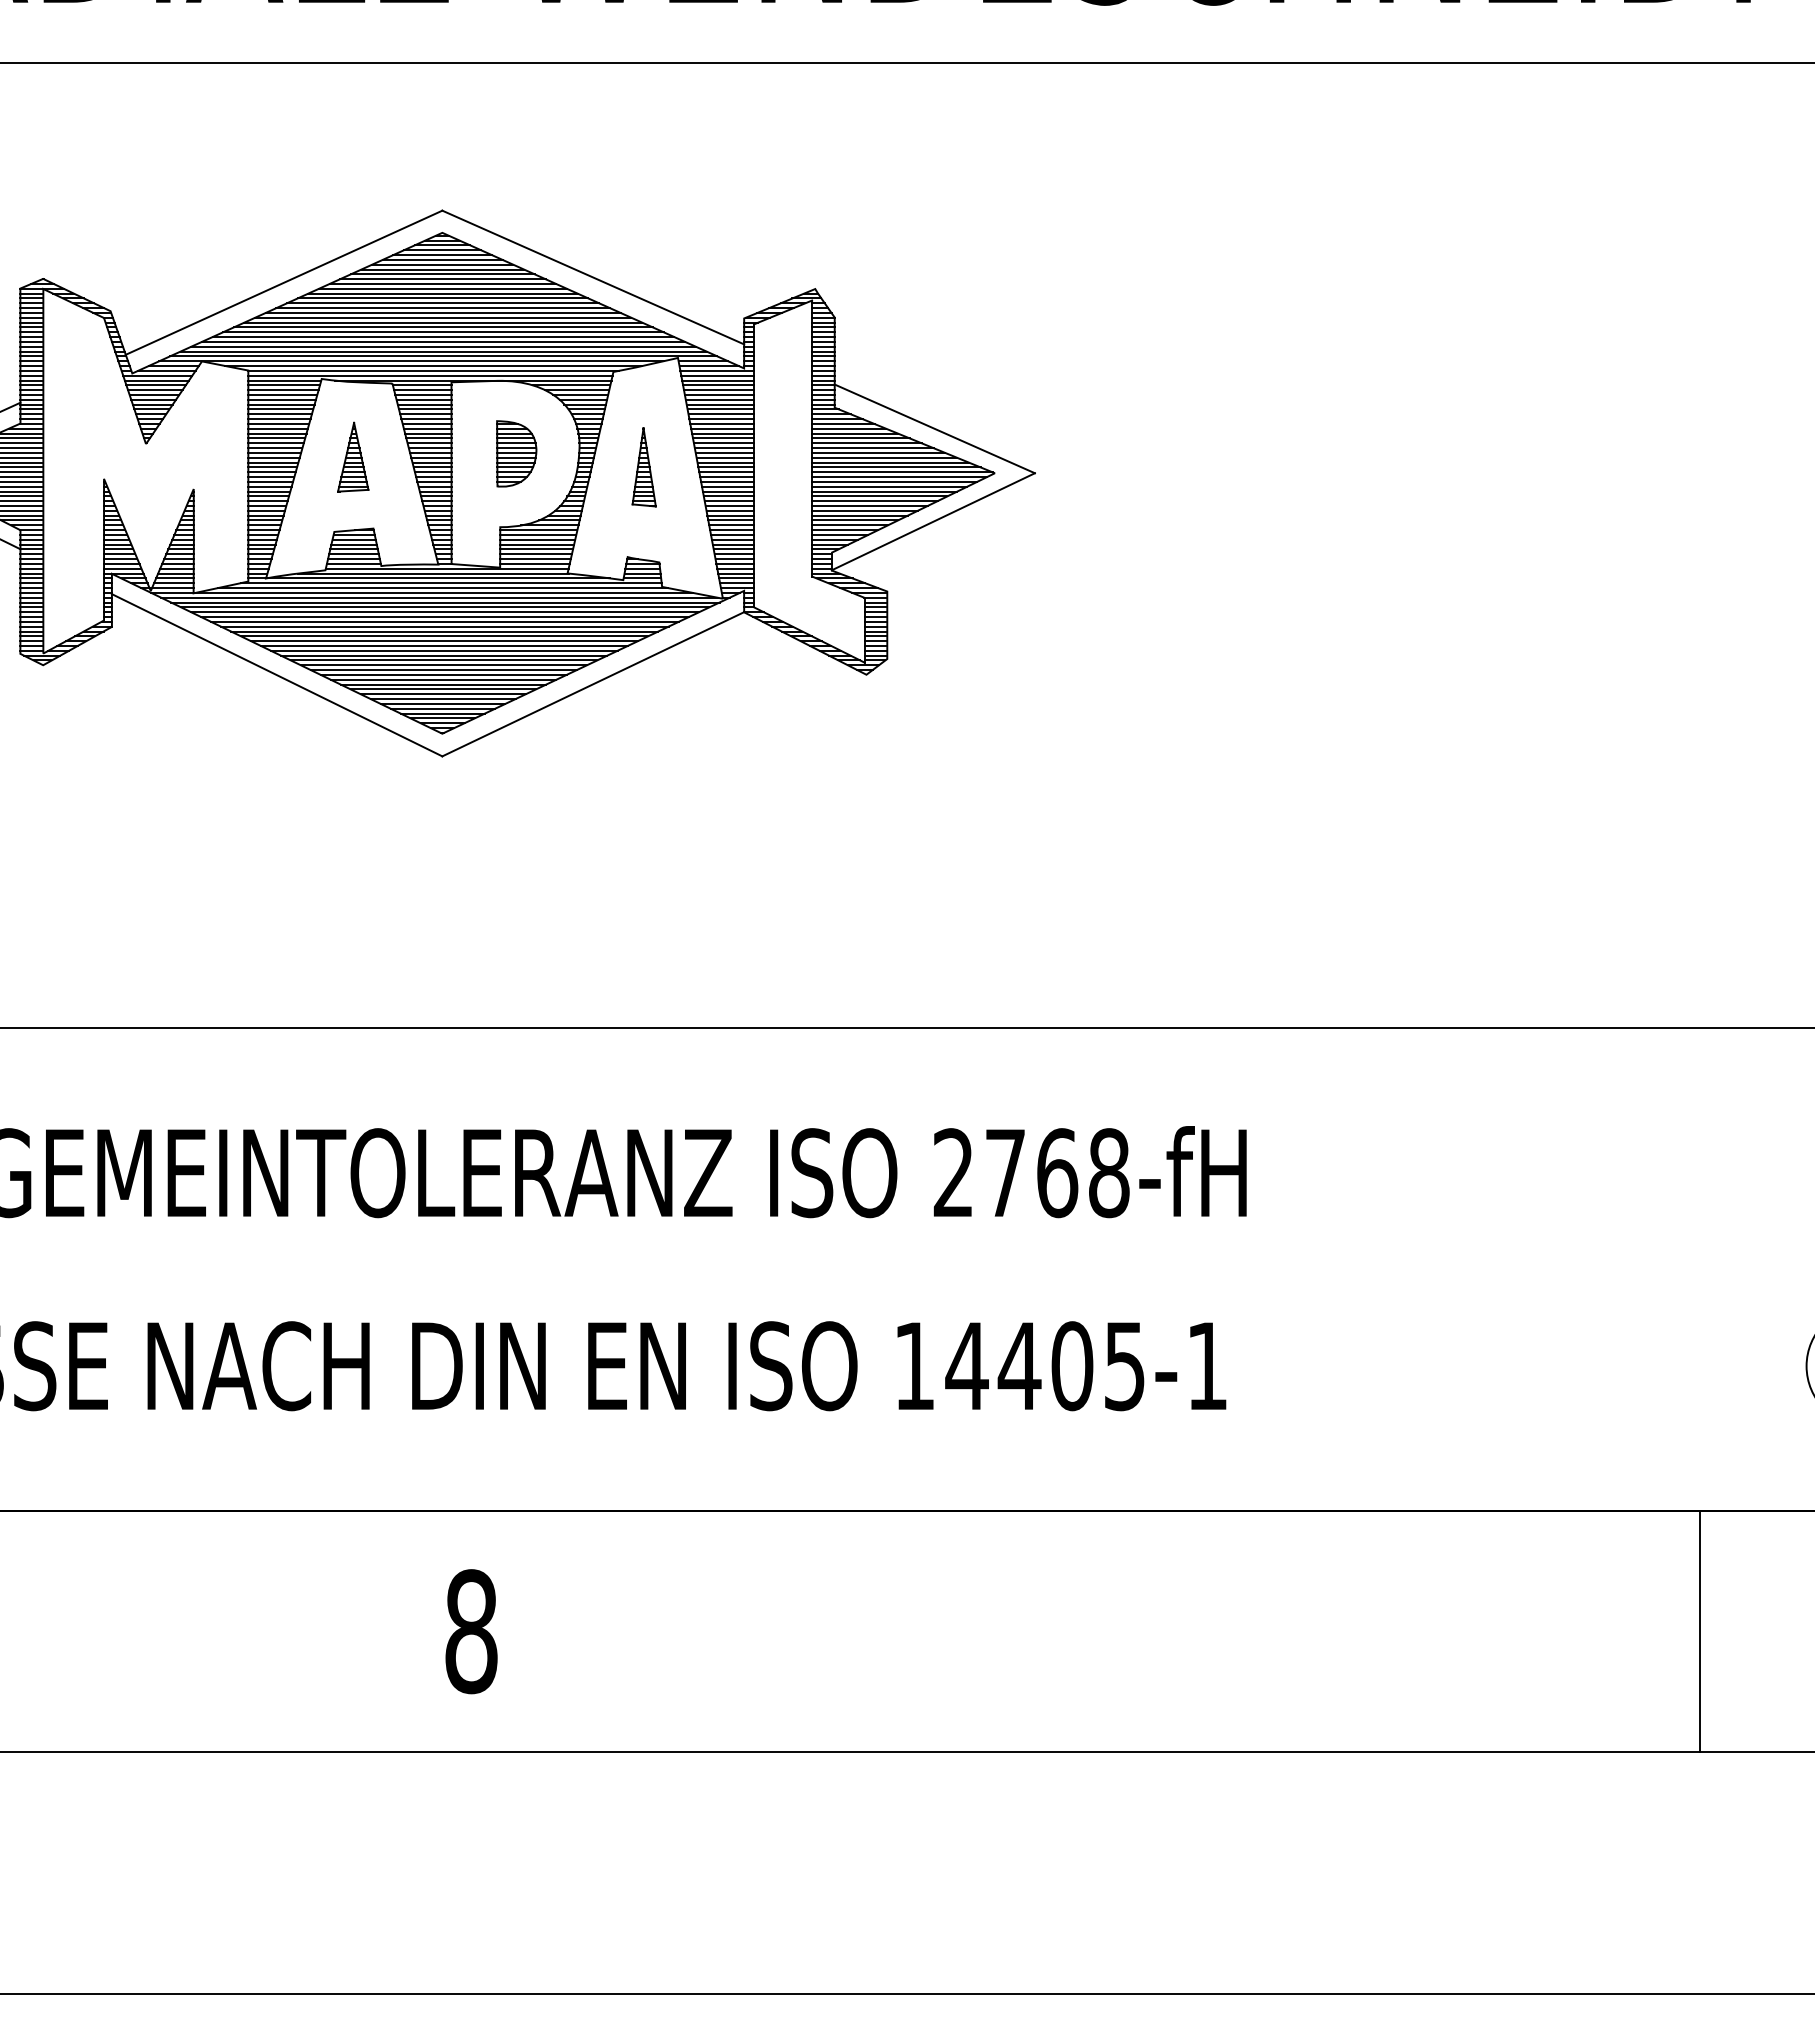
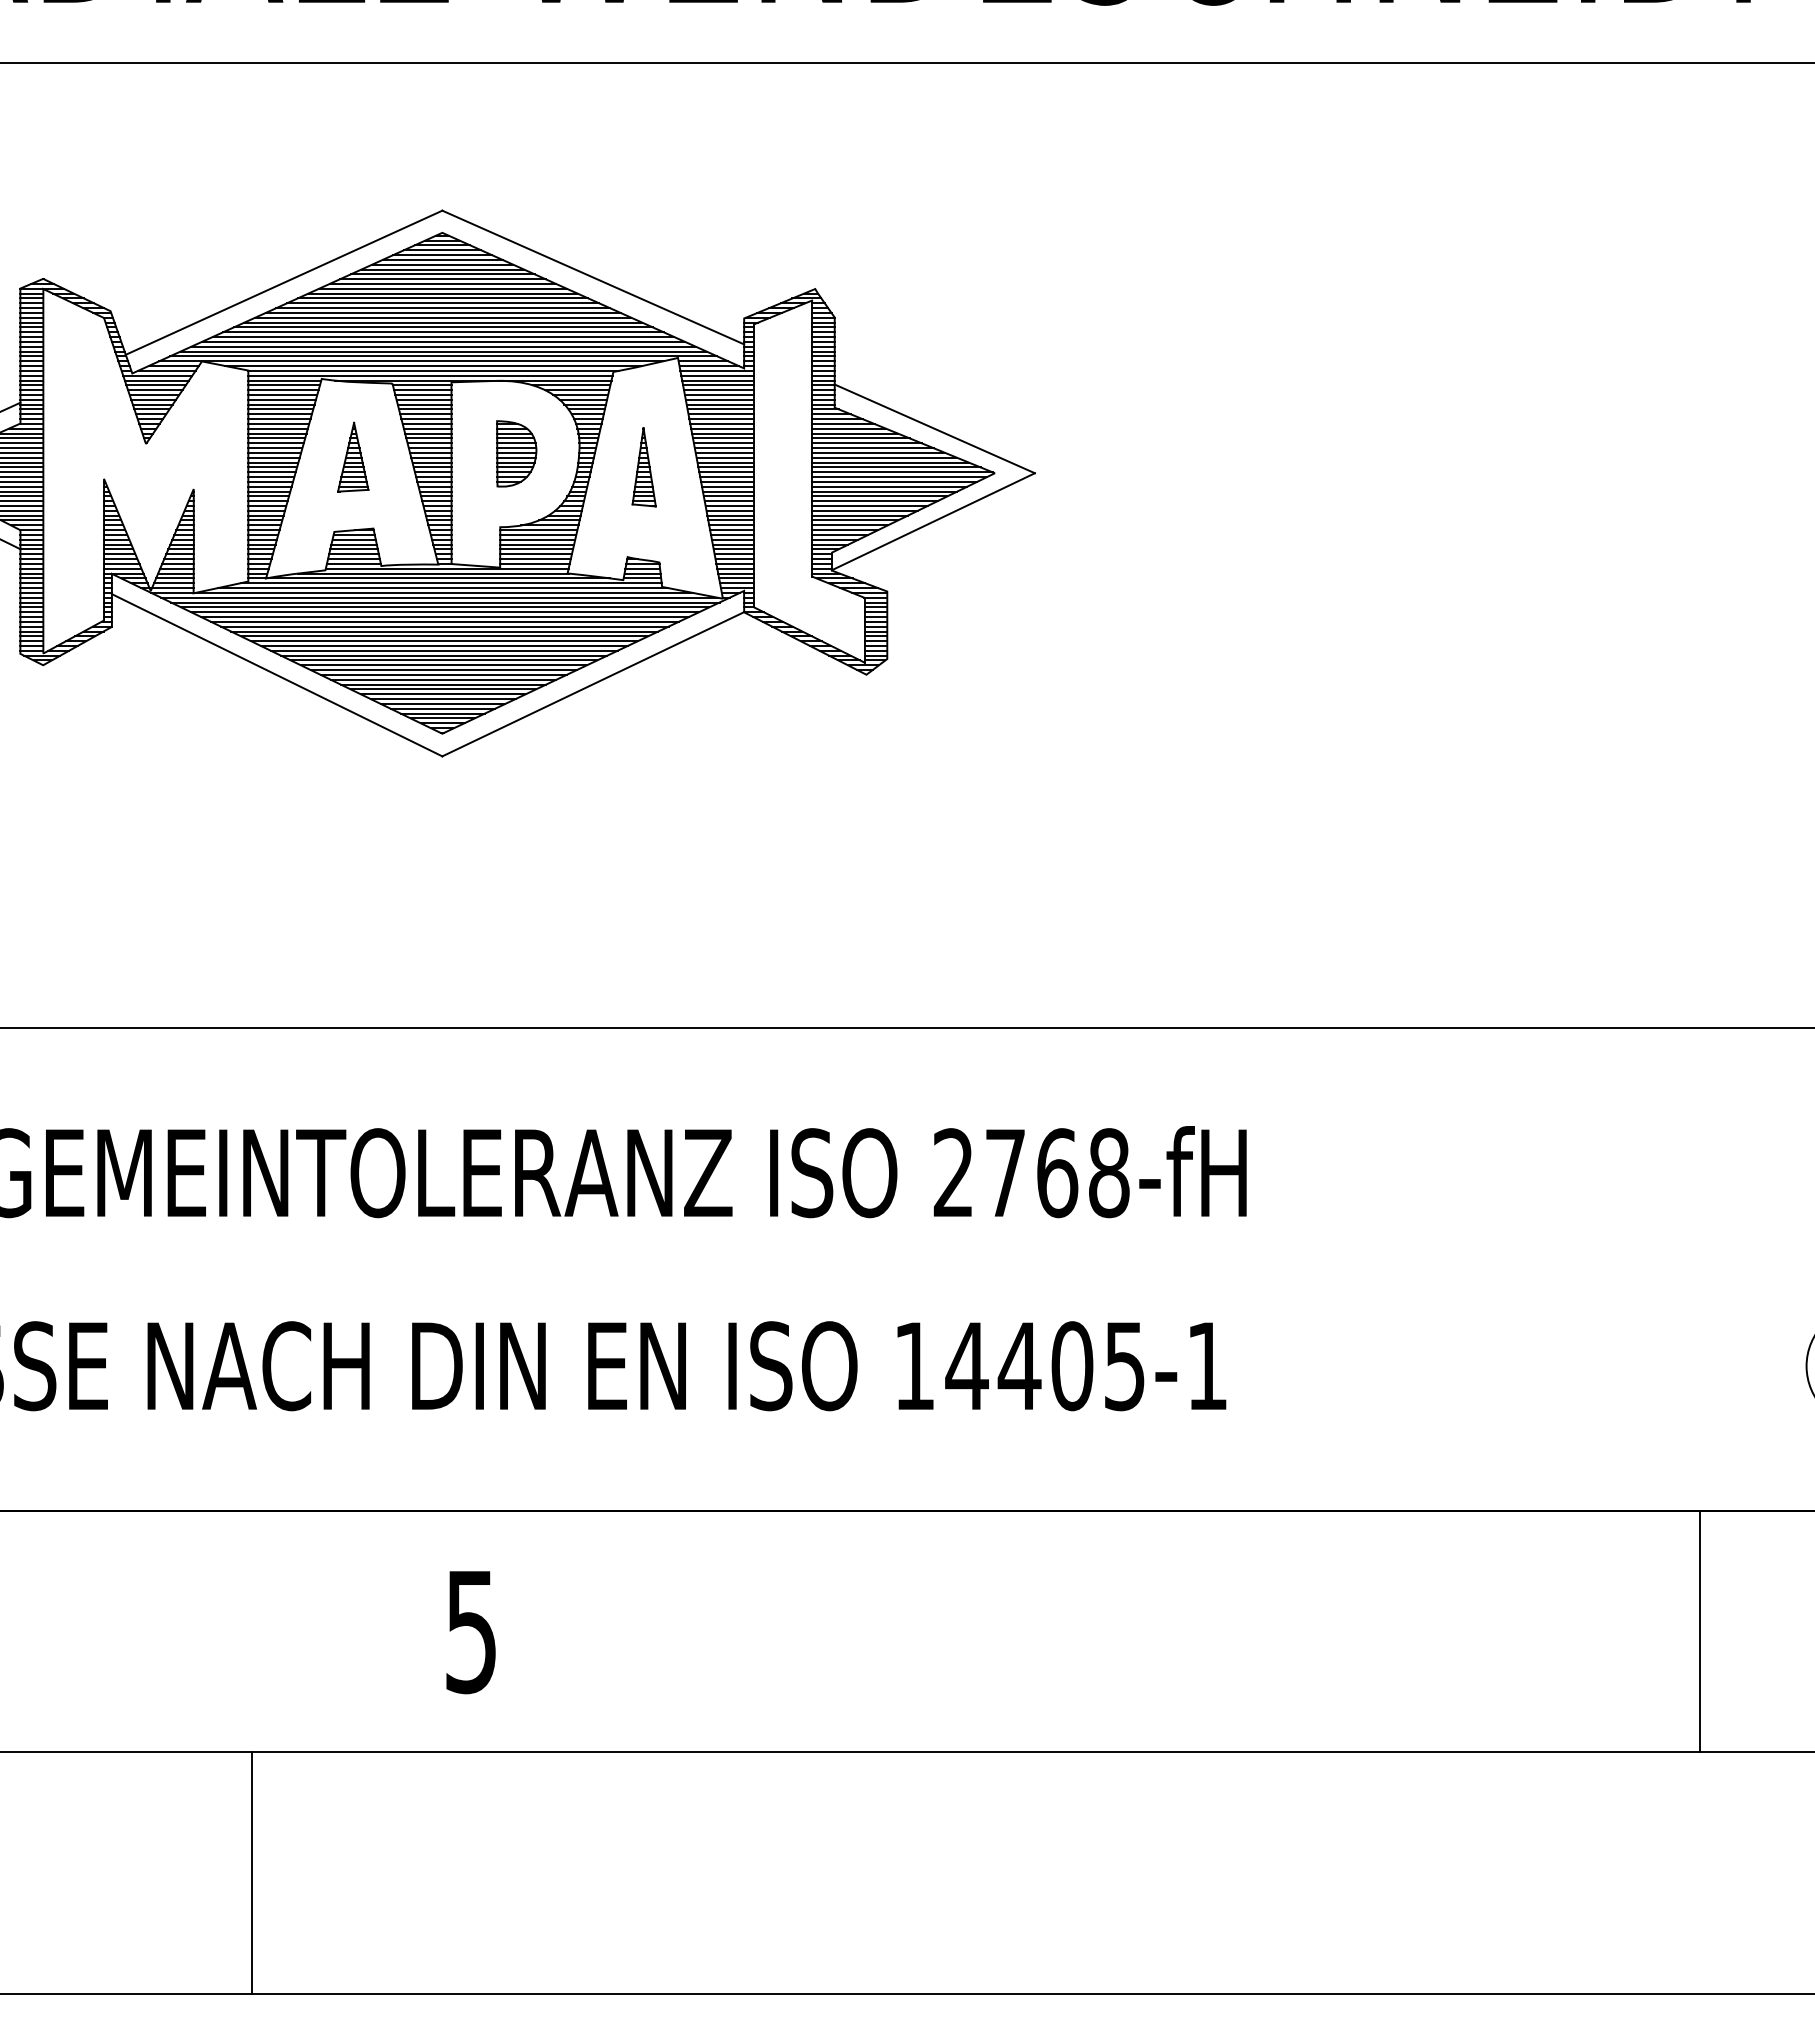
text: 8 -> 5 (471, 1631)
line: none -> present (251, 1872)
